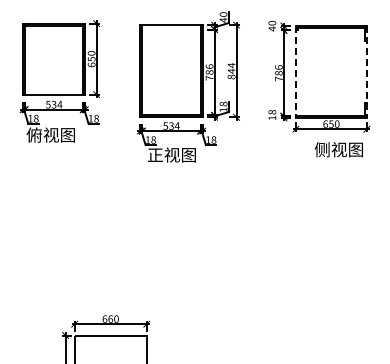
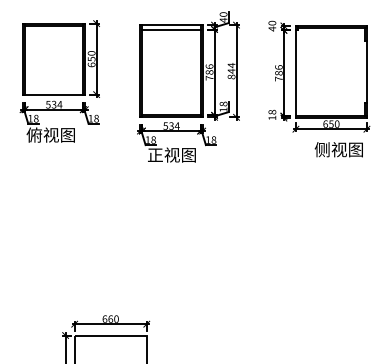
line: none -> present (171, 29)
line: dashed -> solid (295, 72)
line: dashed -> solid (366, 72)
